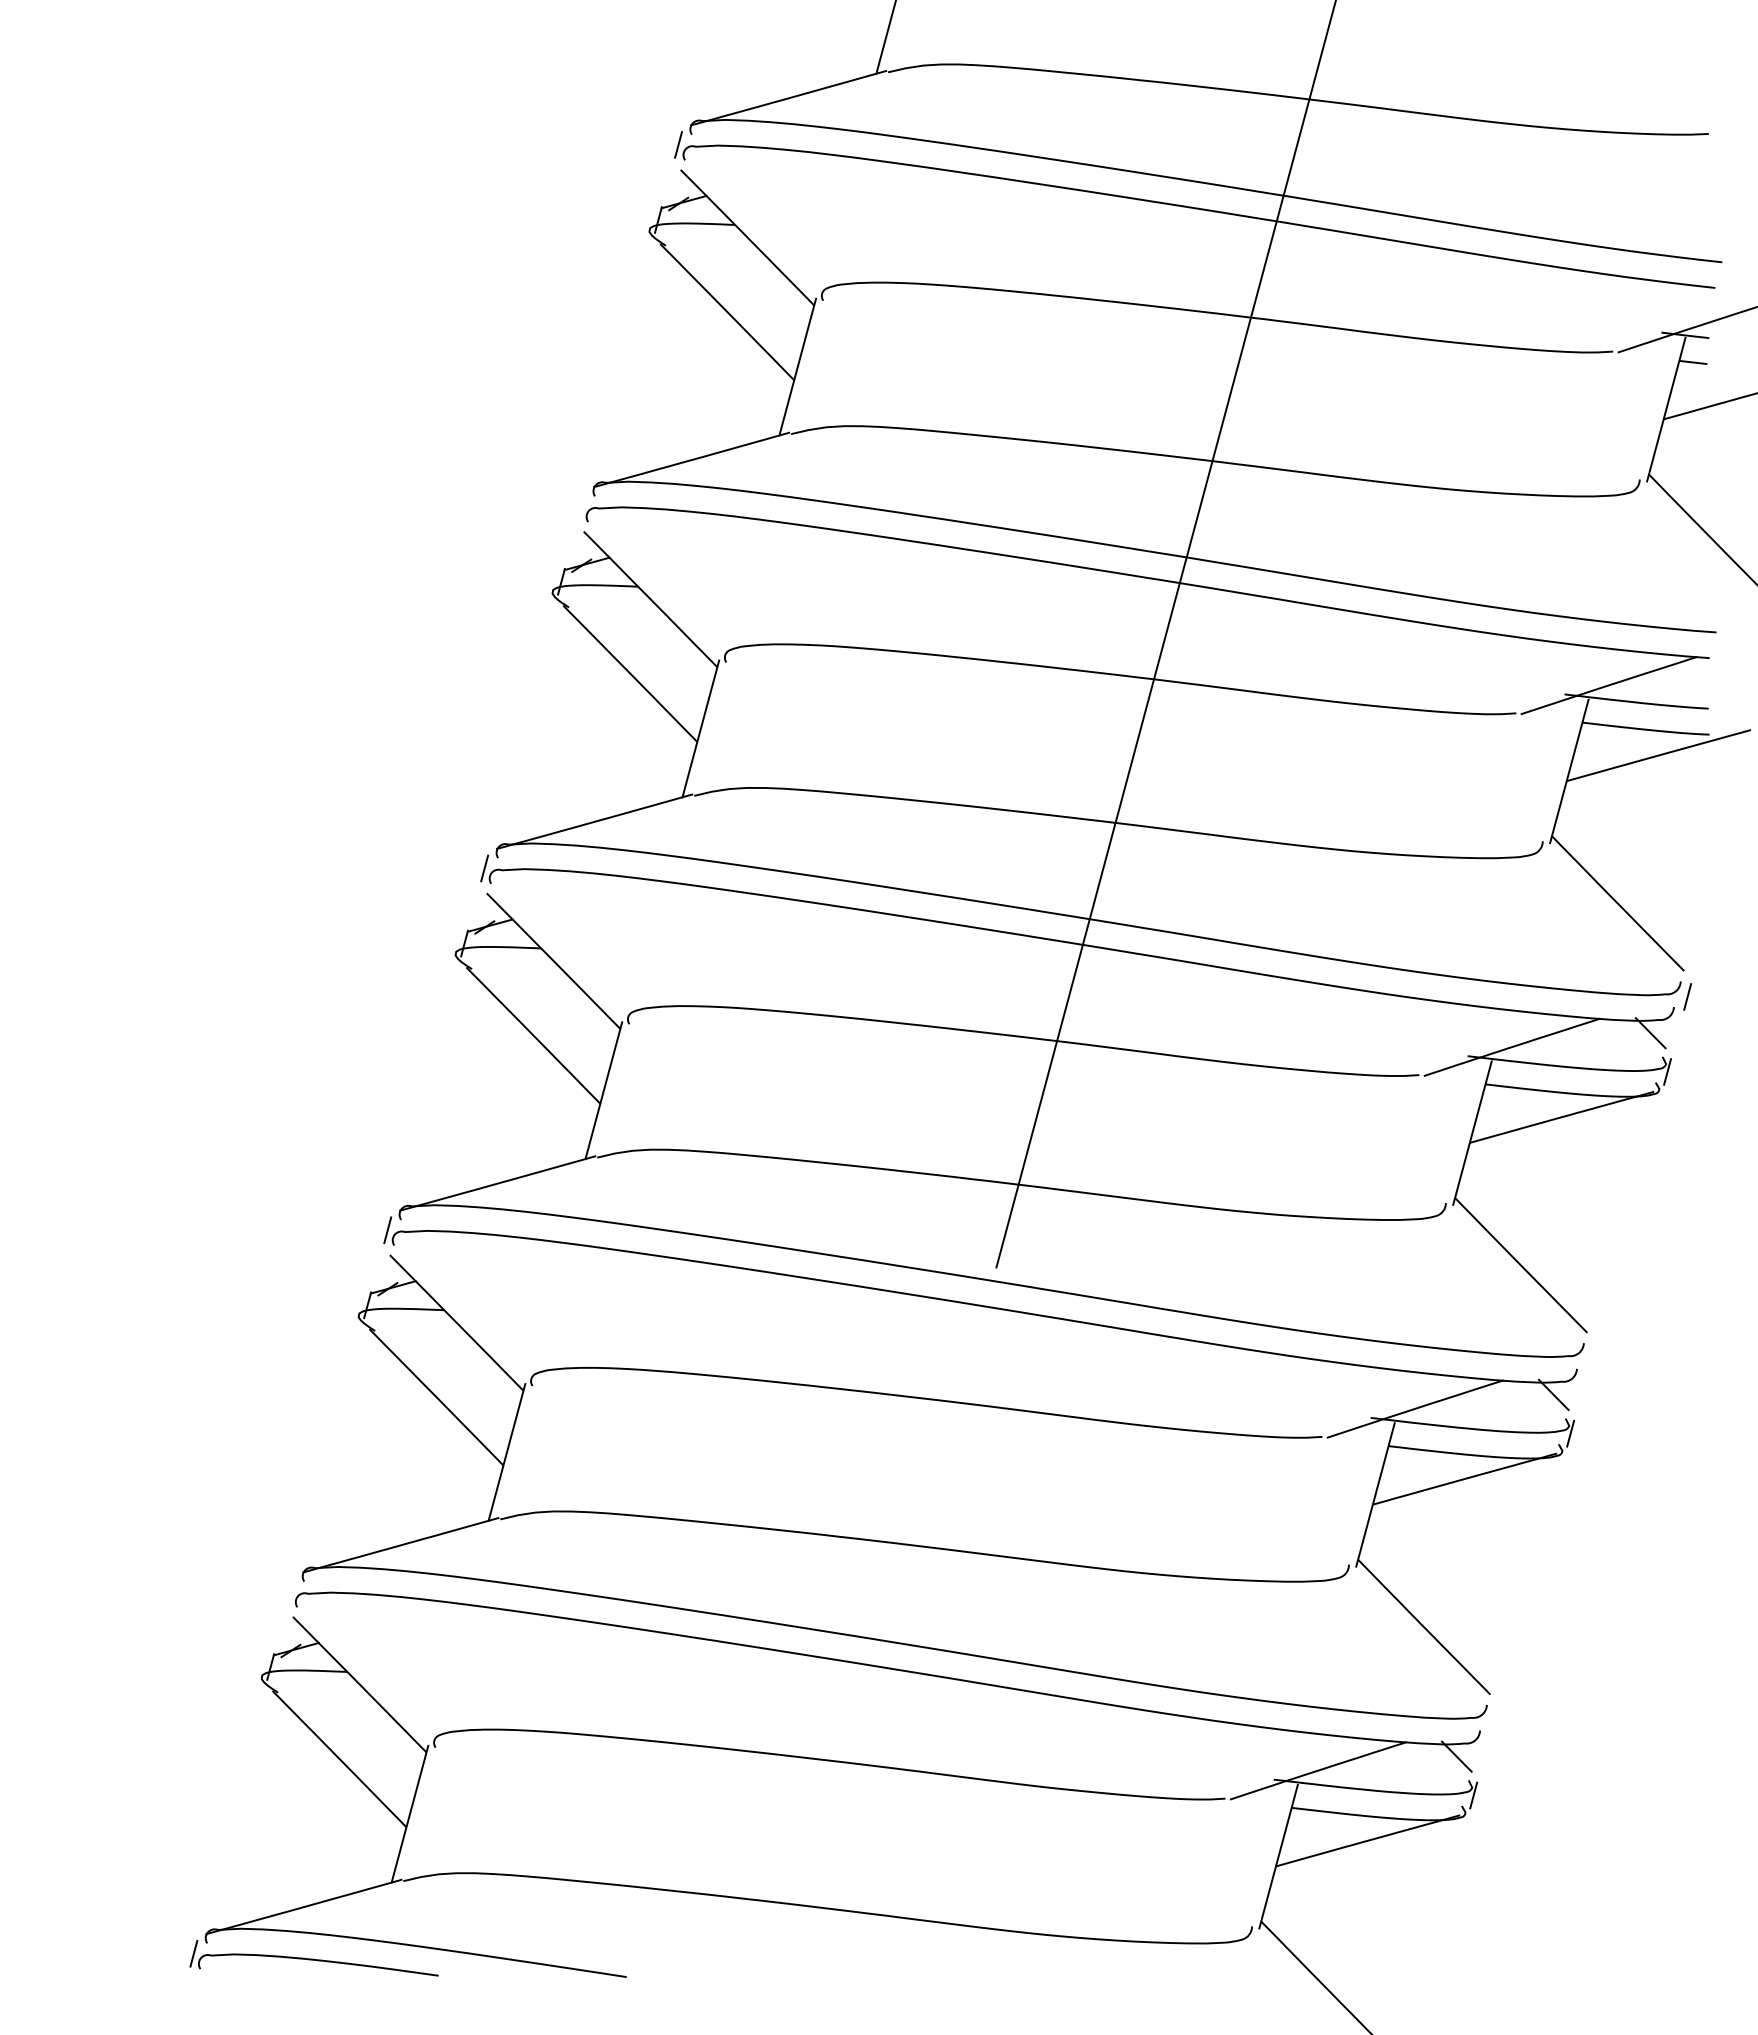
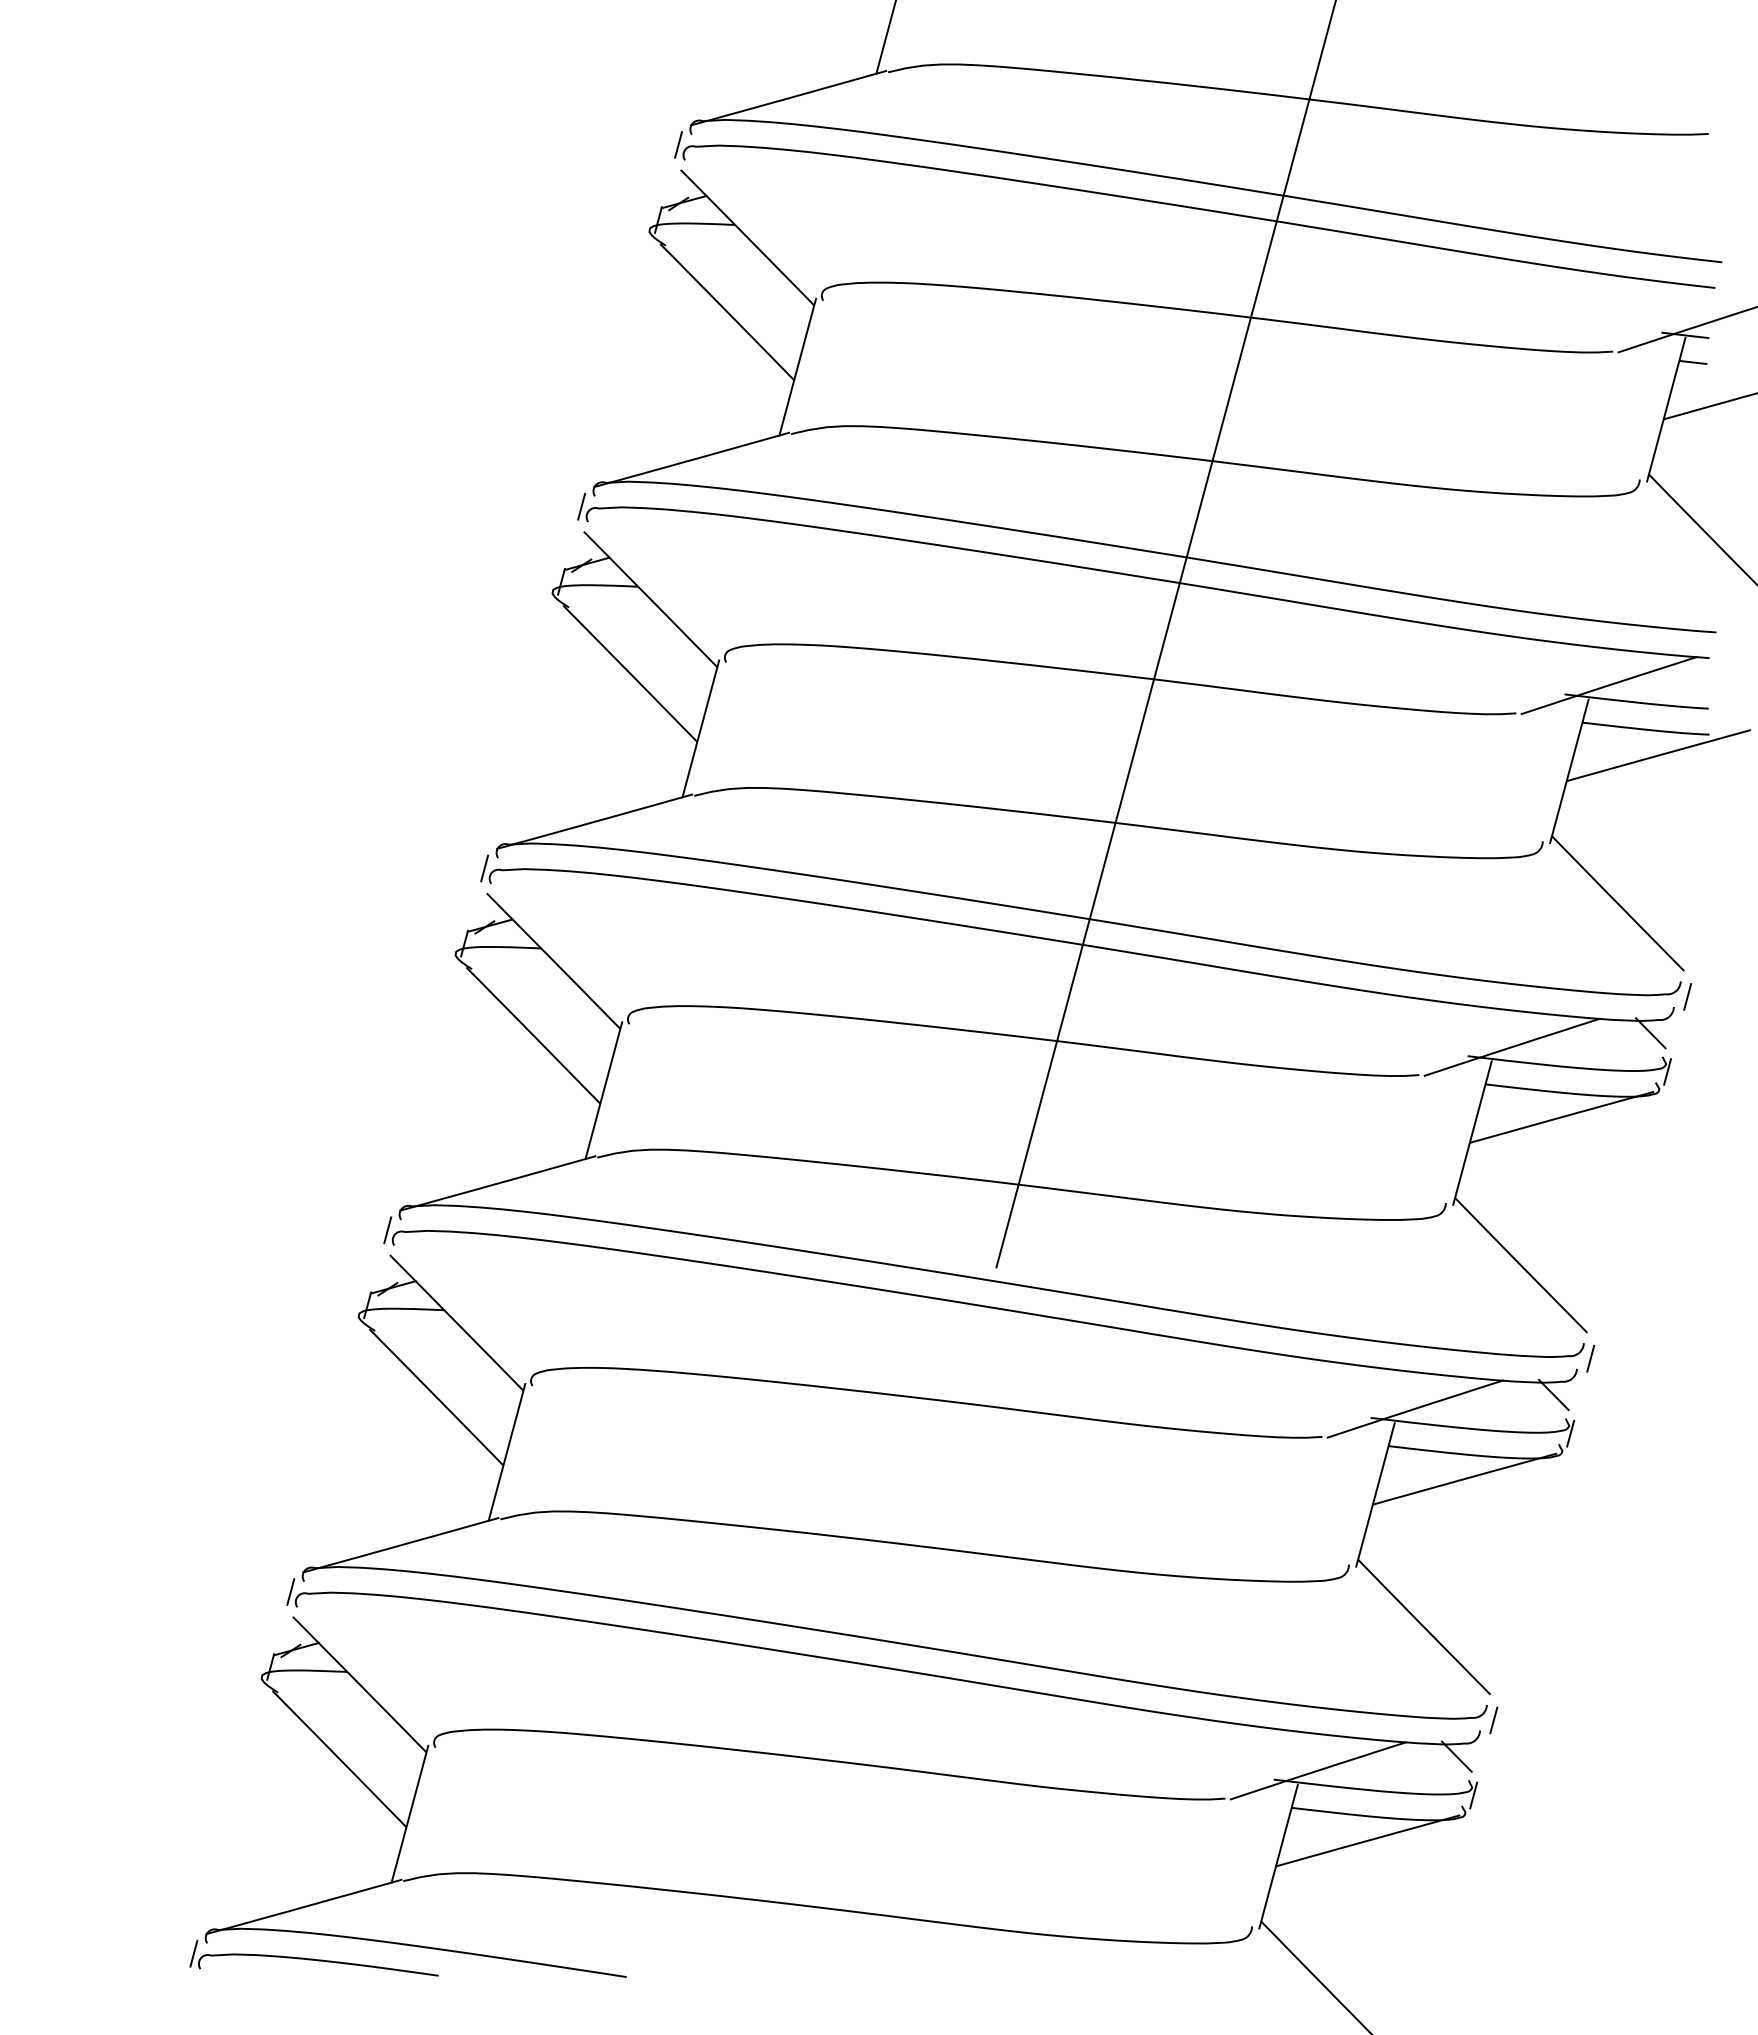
line: none -> present (581, 506)
line: none -> present (1590, 1358)
line: none -> present (290, 1591)
line: none -> present (1493, 1720)
